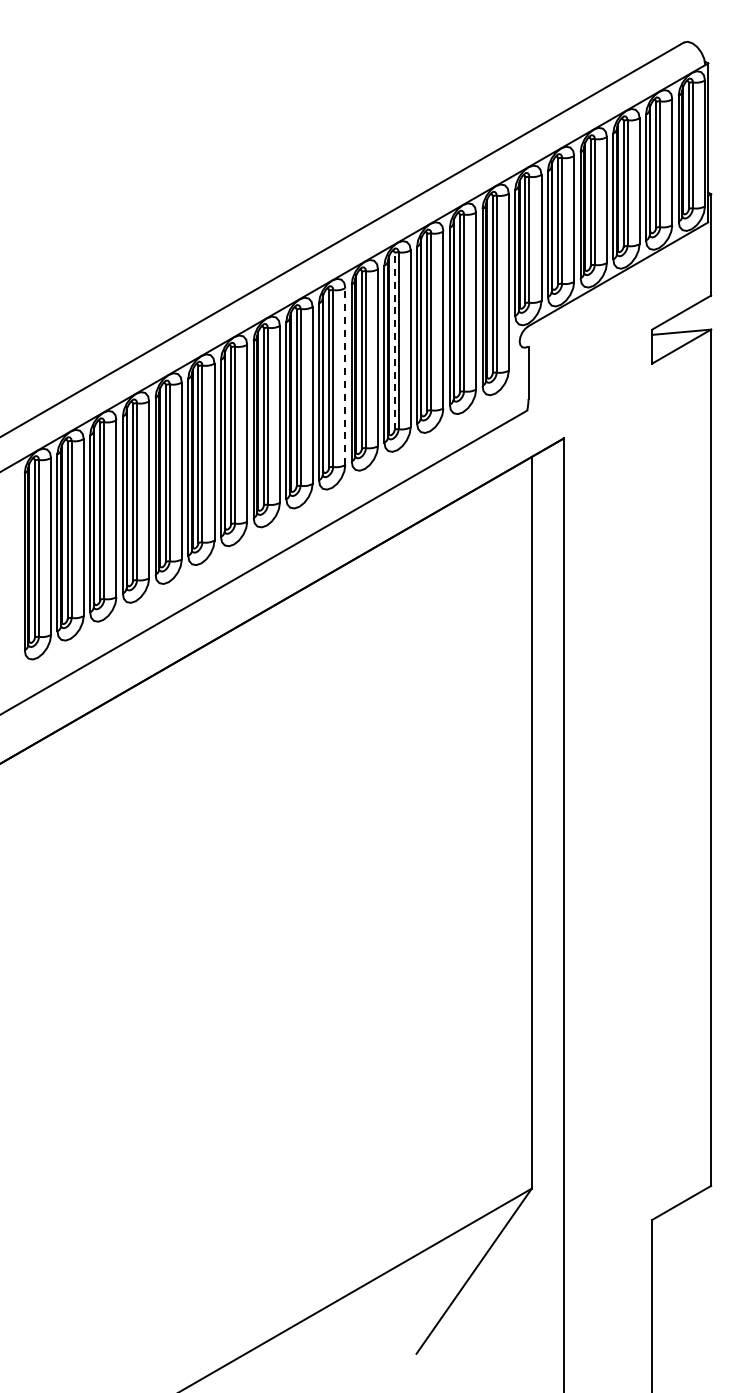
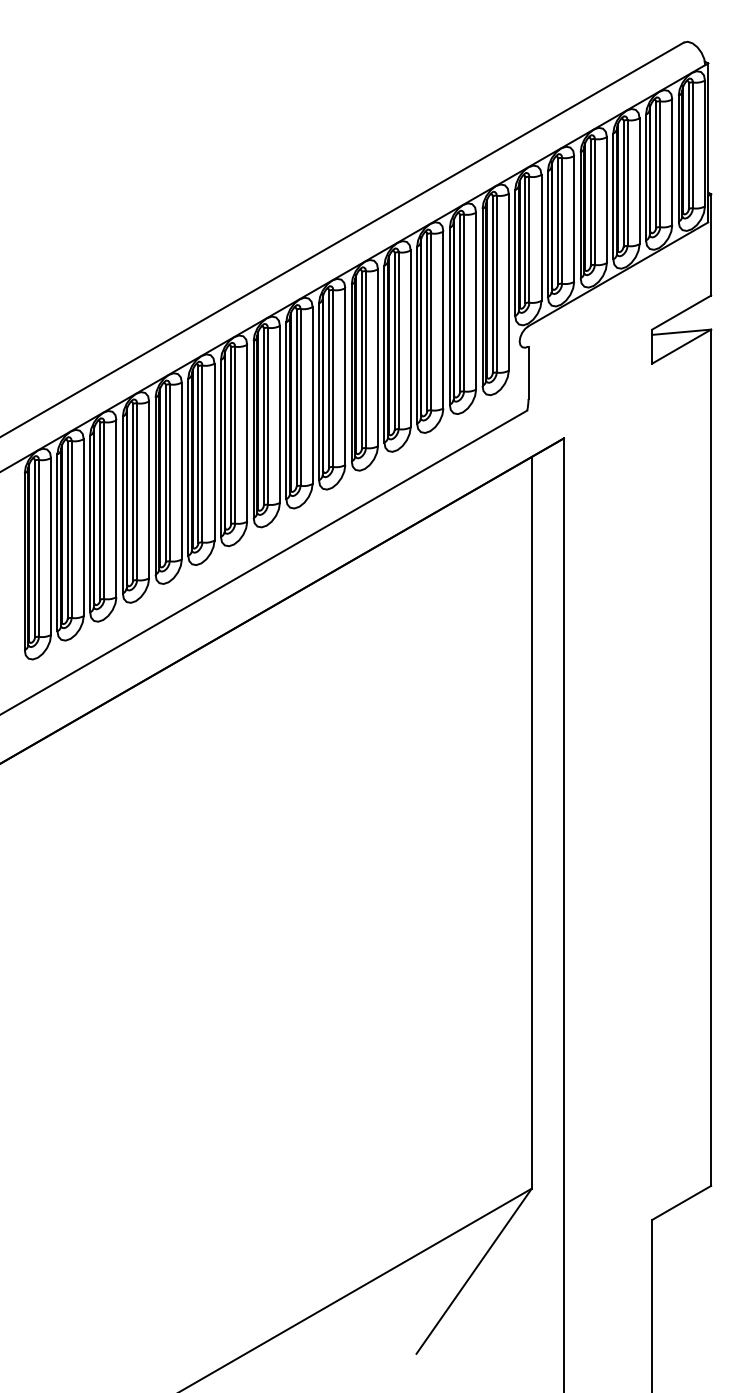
line: dashed -> solid (394, 340)
line: dashed -> solid (345, 376)
